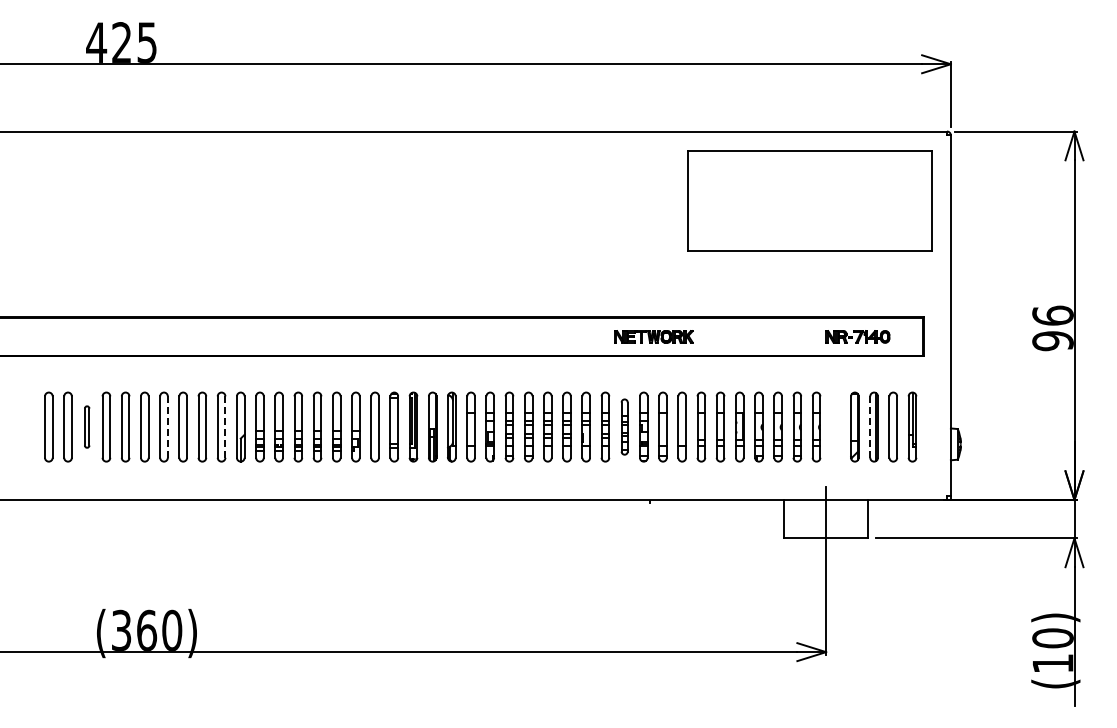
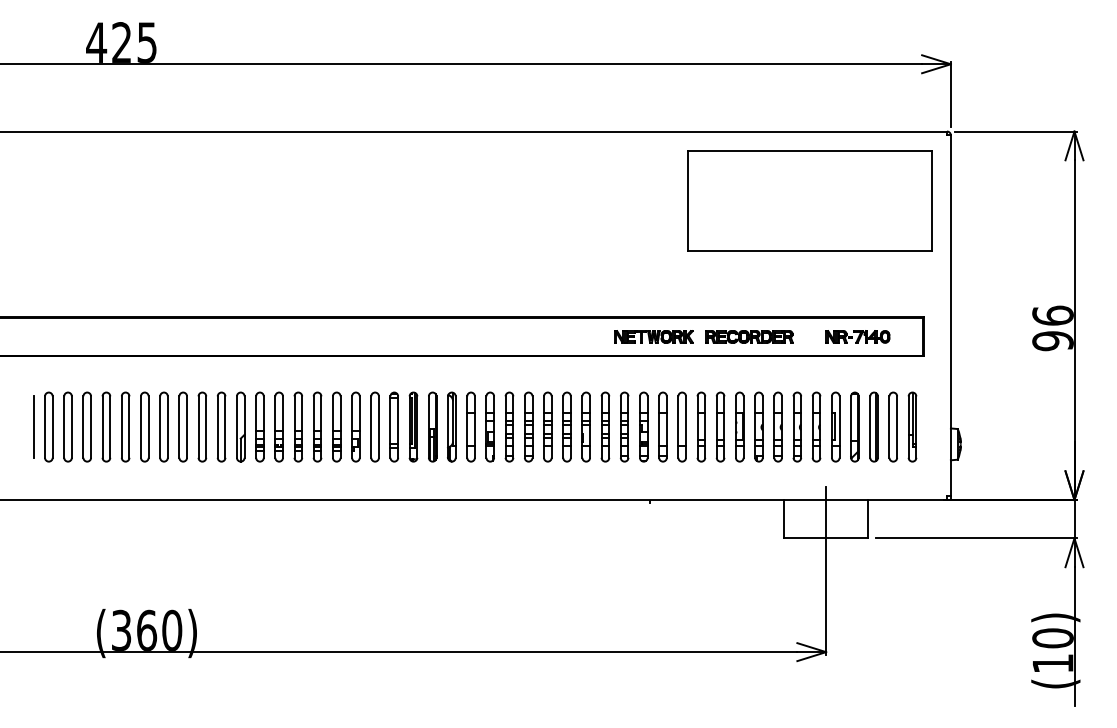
part: none -> present (749, 336)
line: none -> present (33, 426)
part size: 7x44 px -> 10x72 px (86, 426)
part size: 9x58 px -> 10x72 px (624, 426)
part: none -> present (835, 426)
line: dashed -> solid (167, 427)
line: dashed -> solid (225, 427)
line: dashed -> solid (870, 427)
